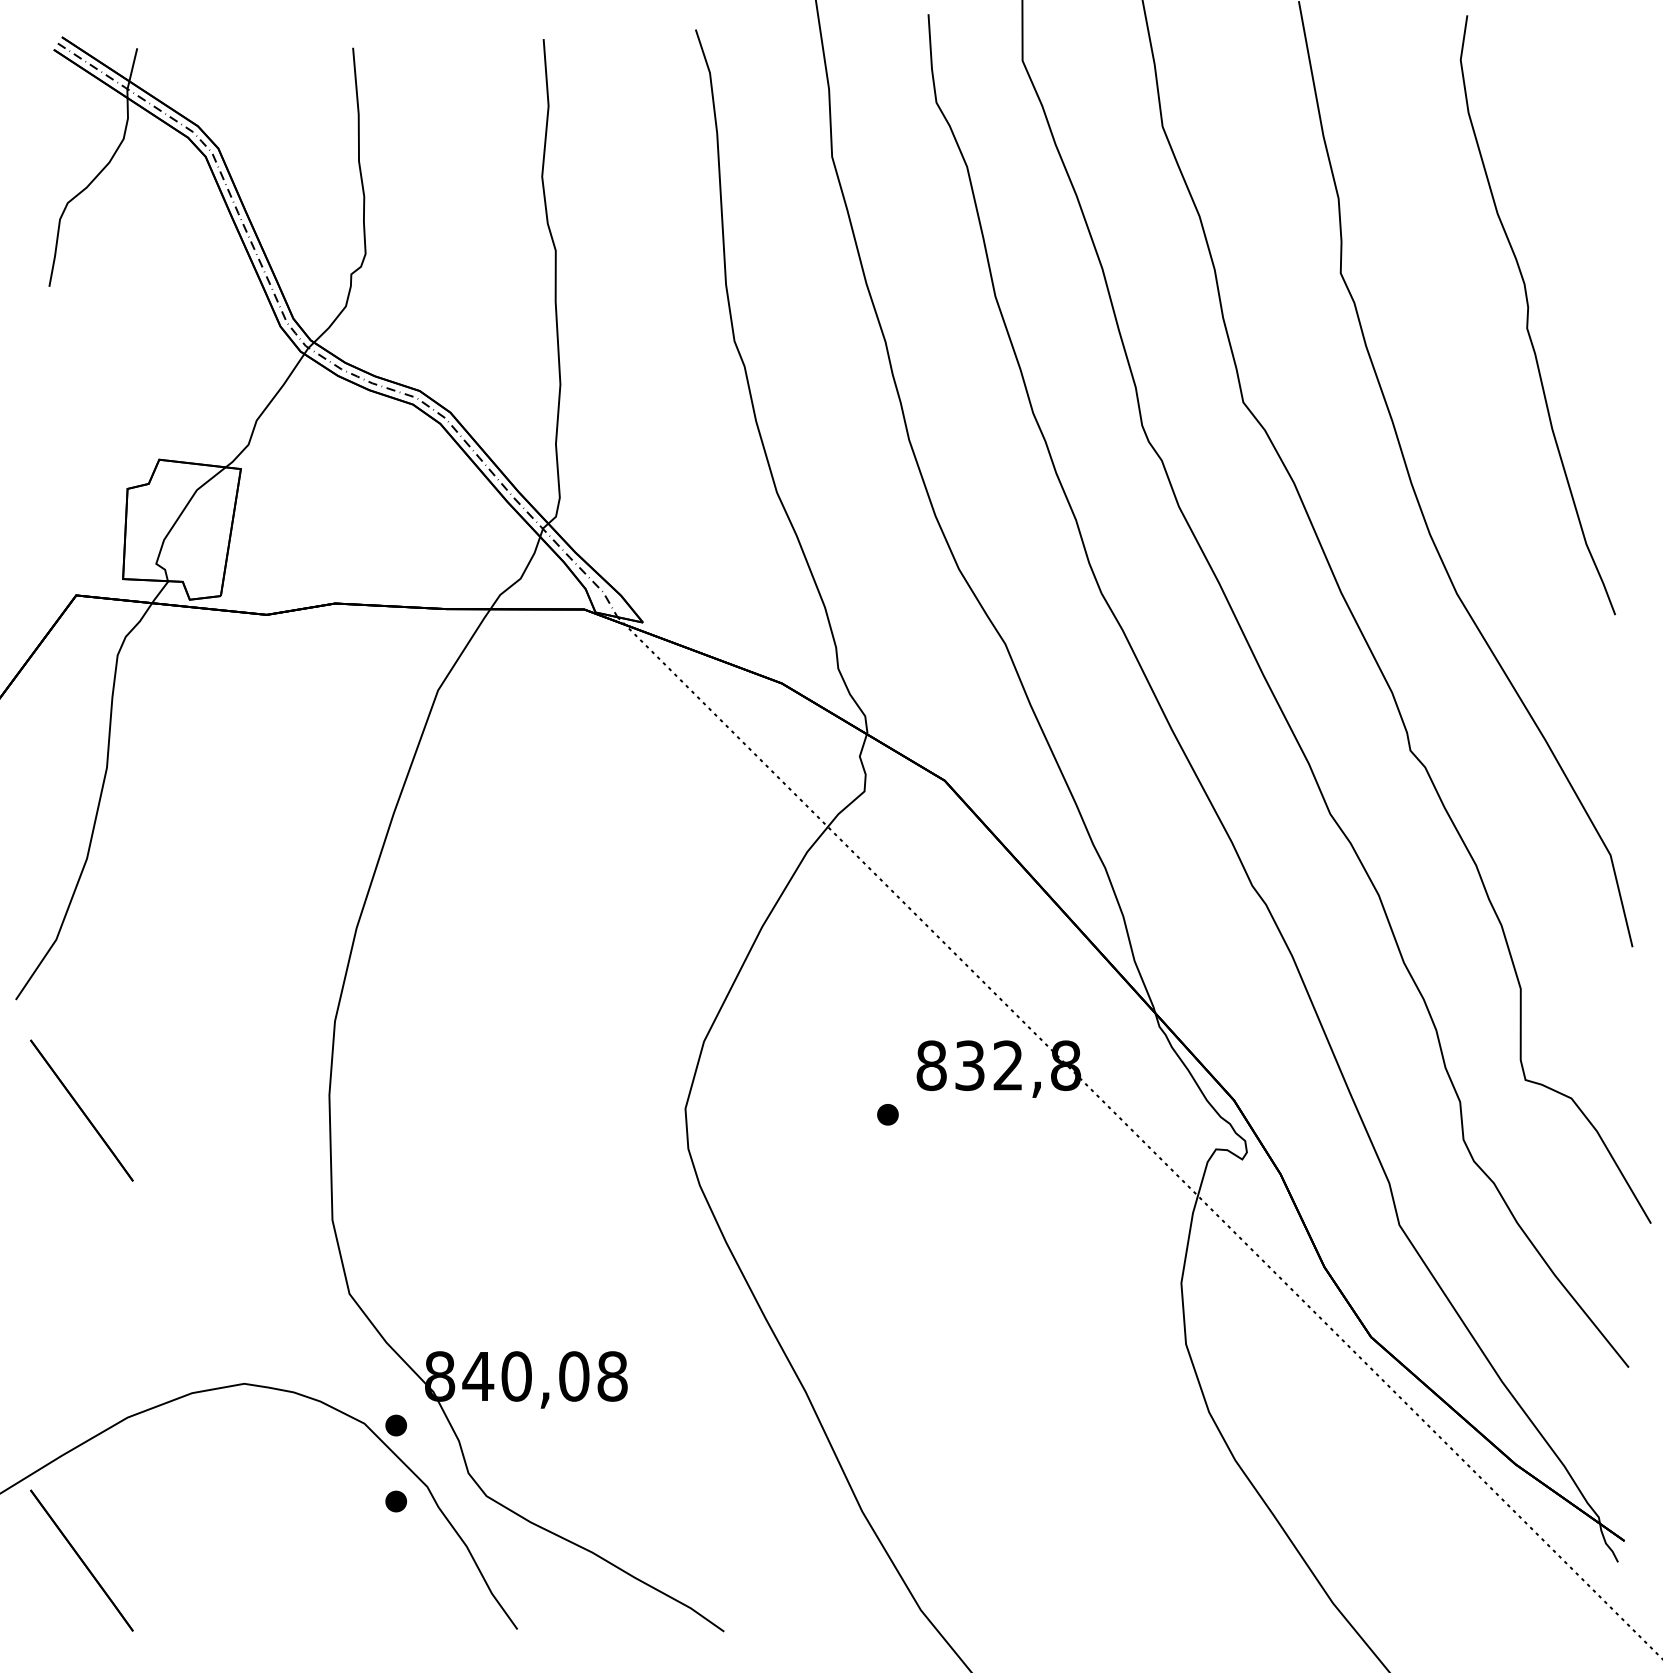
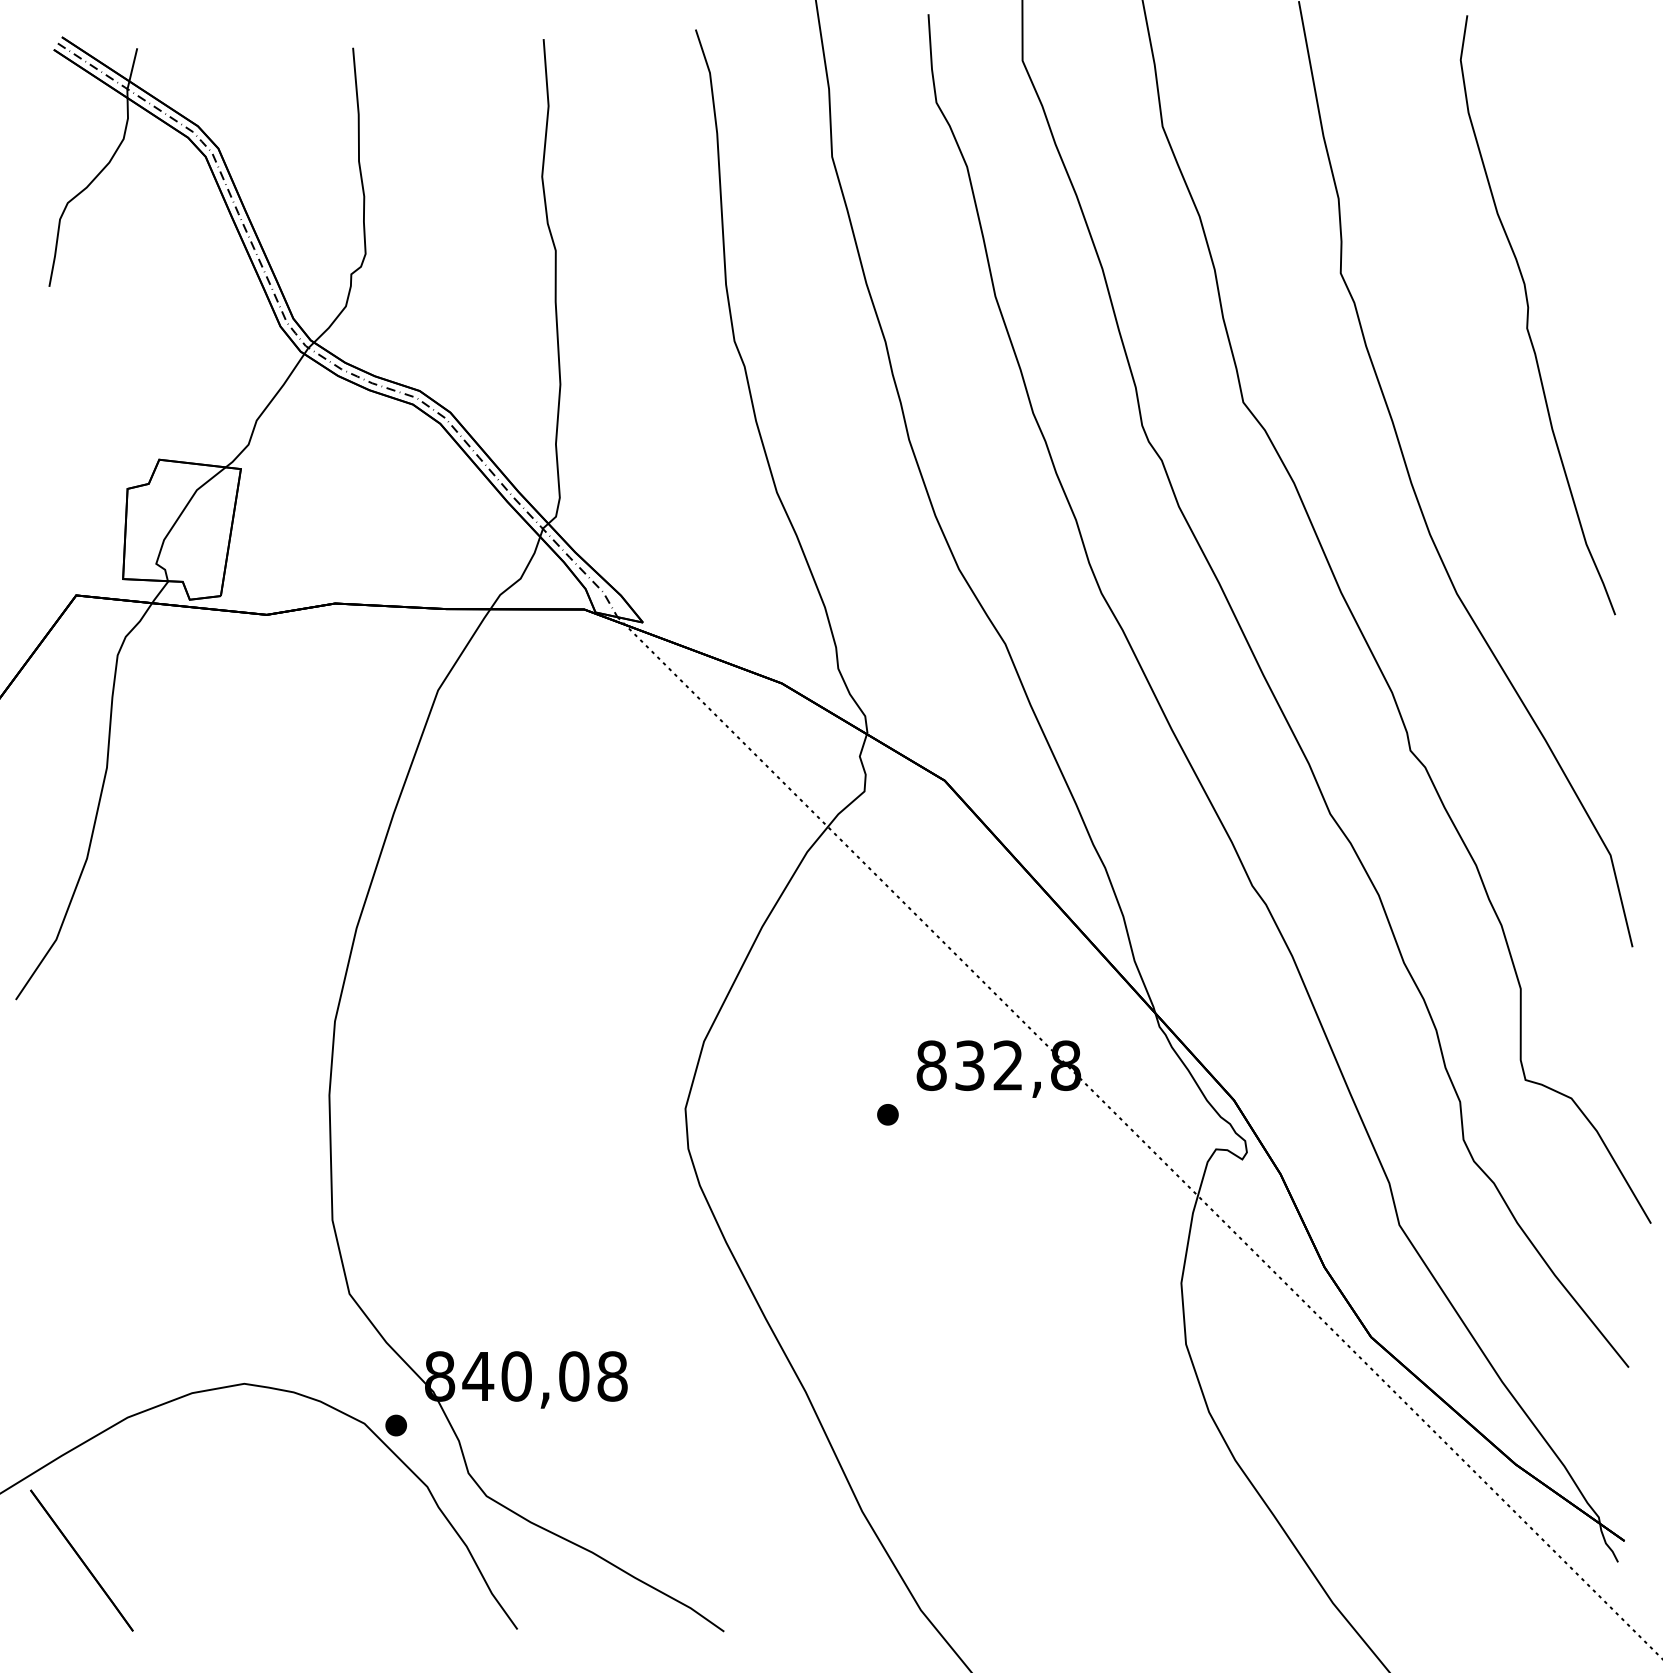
line: present -> none (81, 1110)
part: present -> none (395, 1501)
